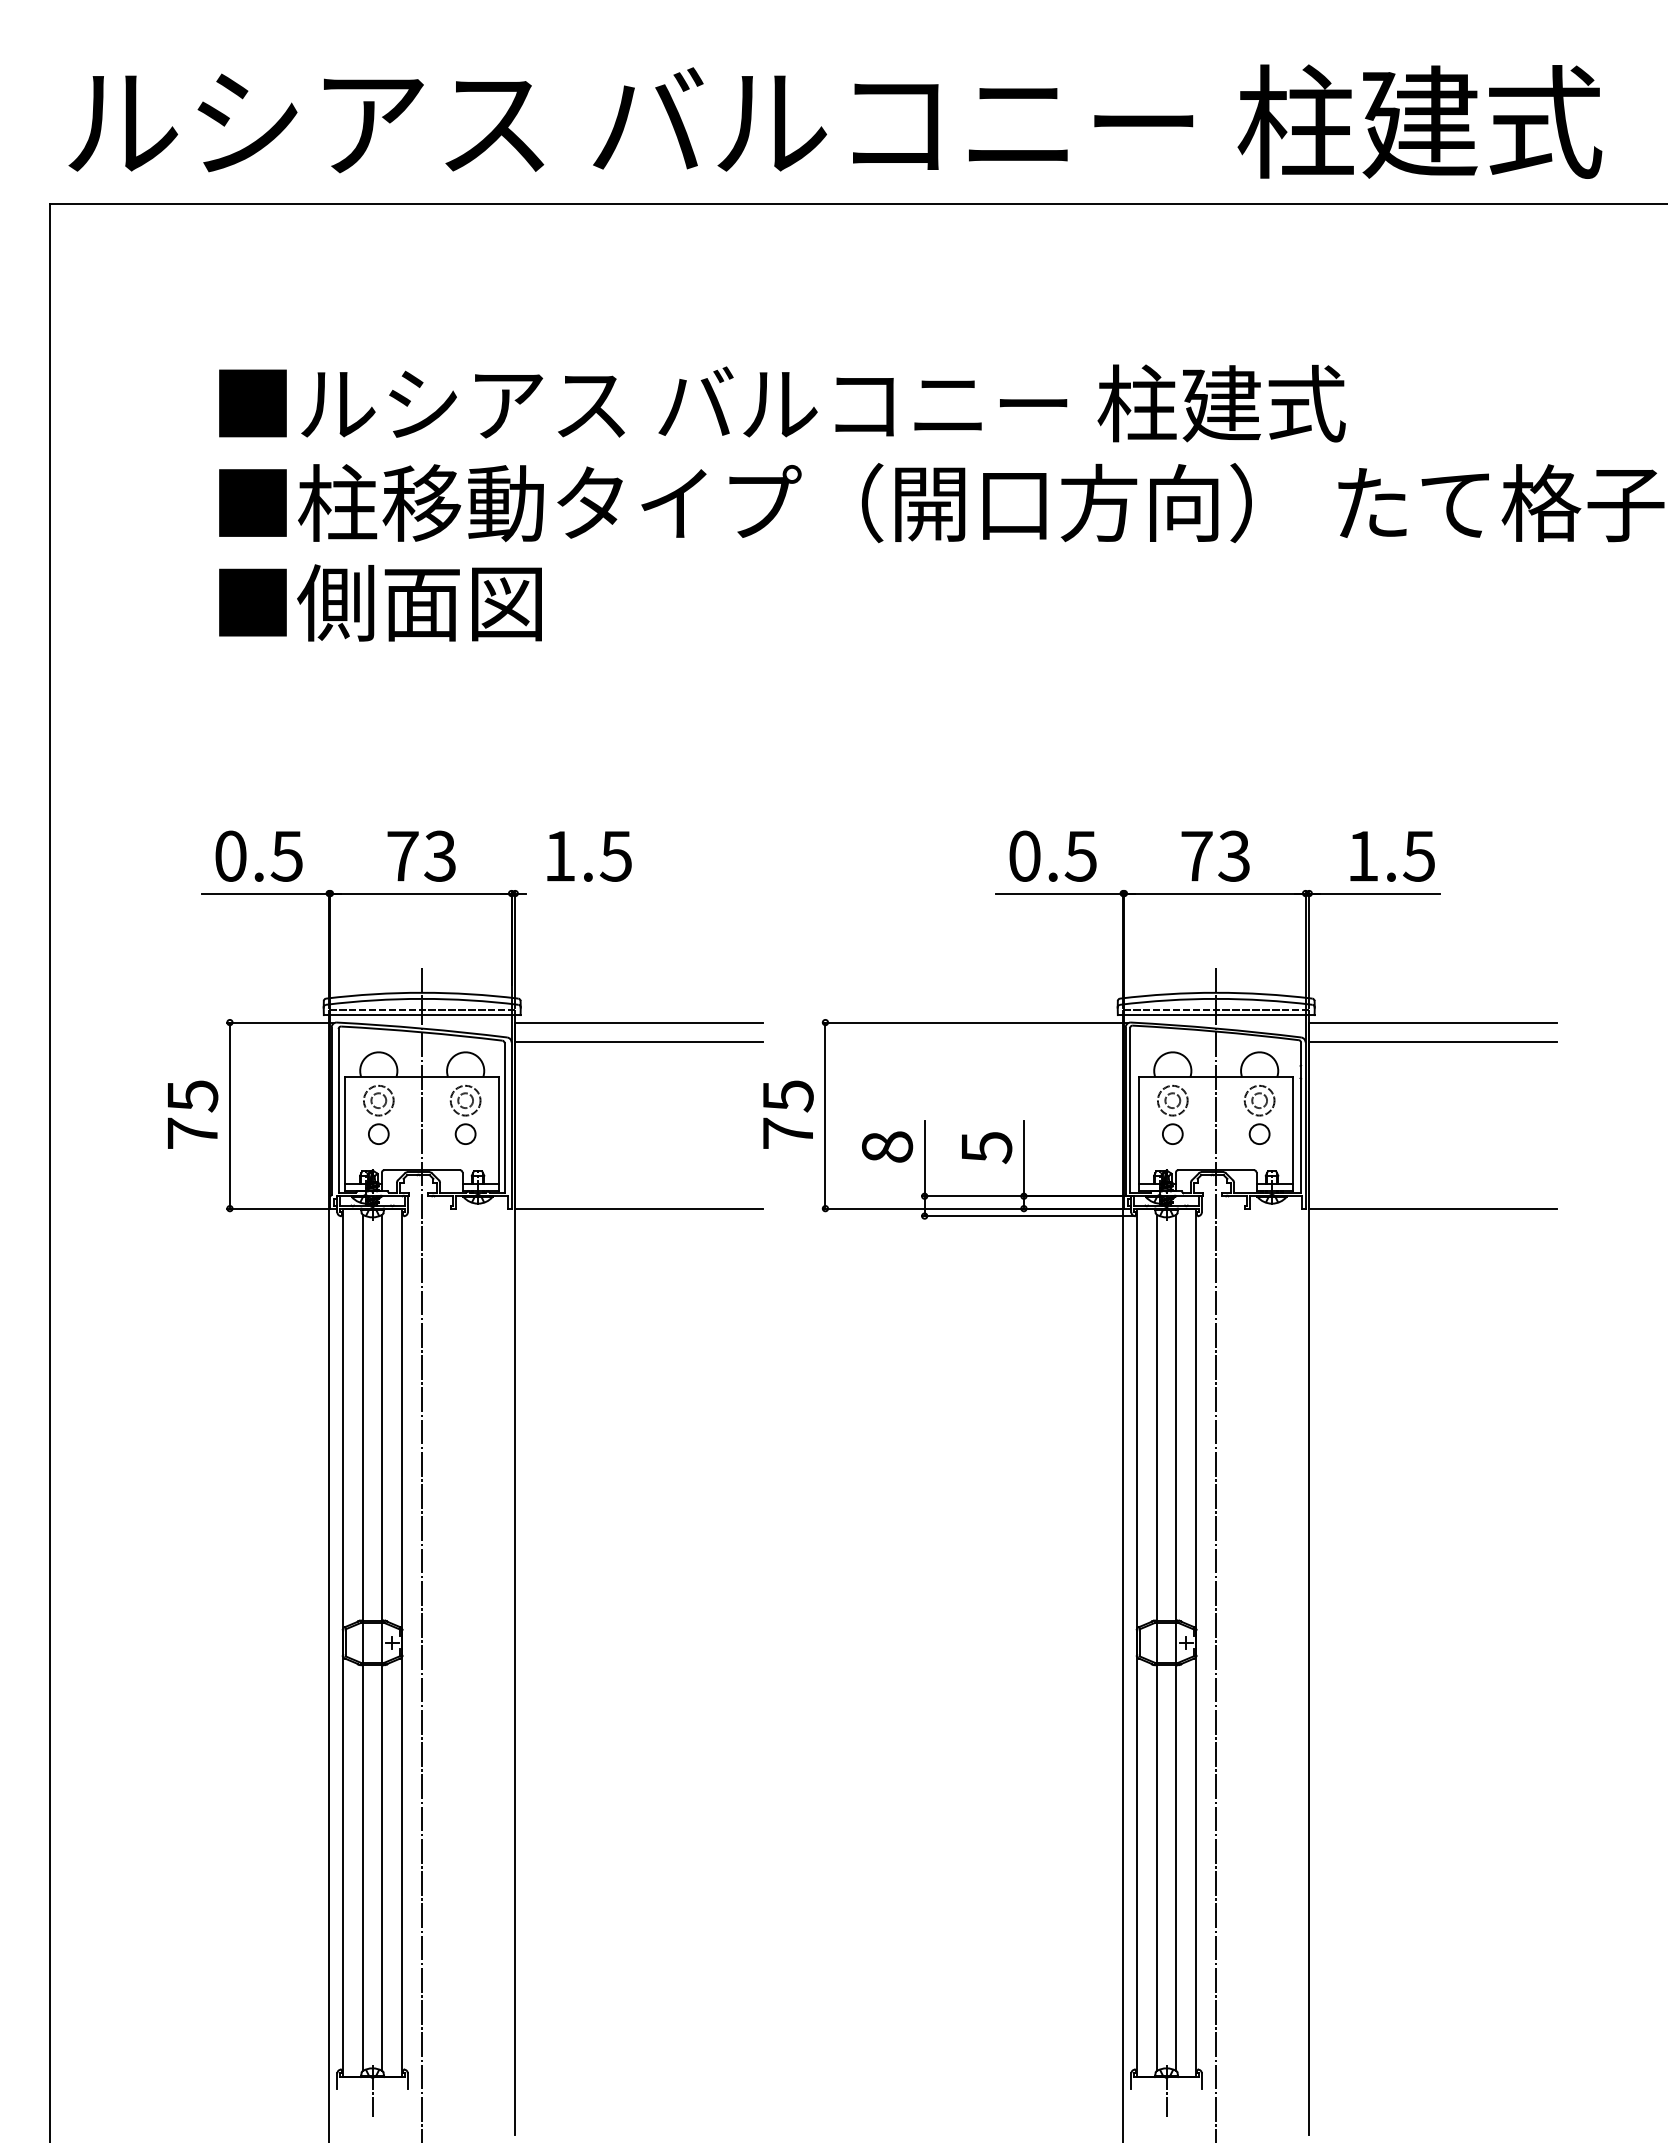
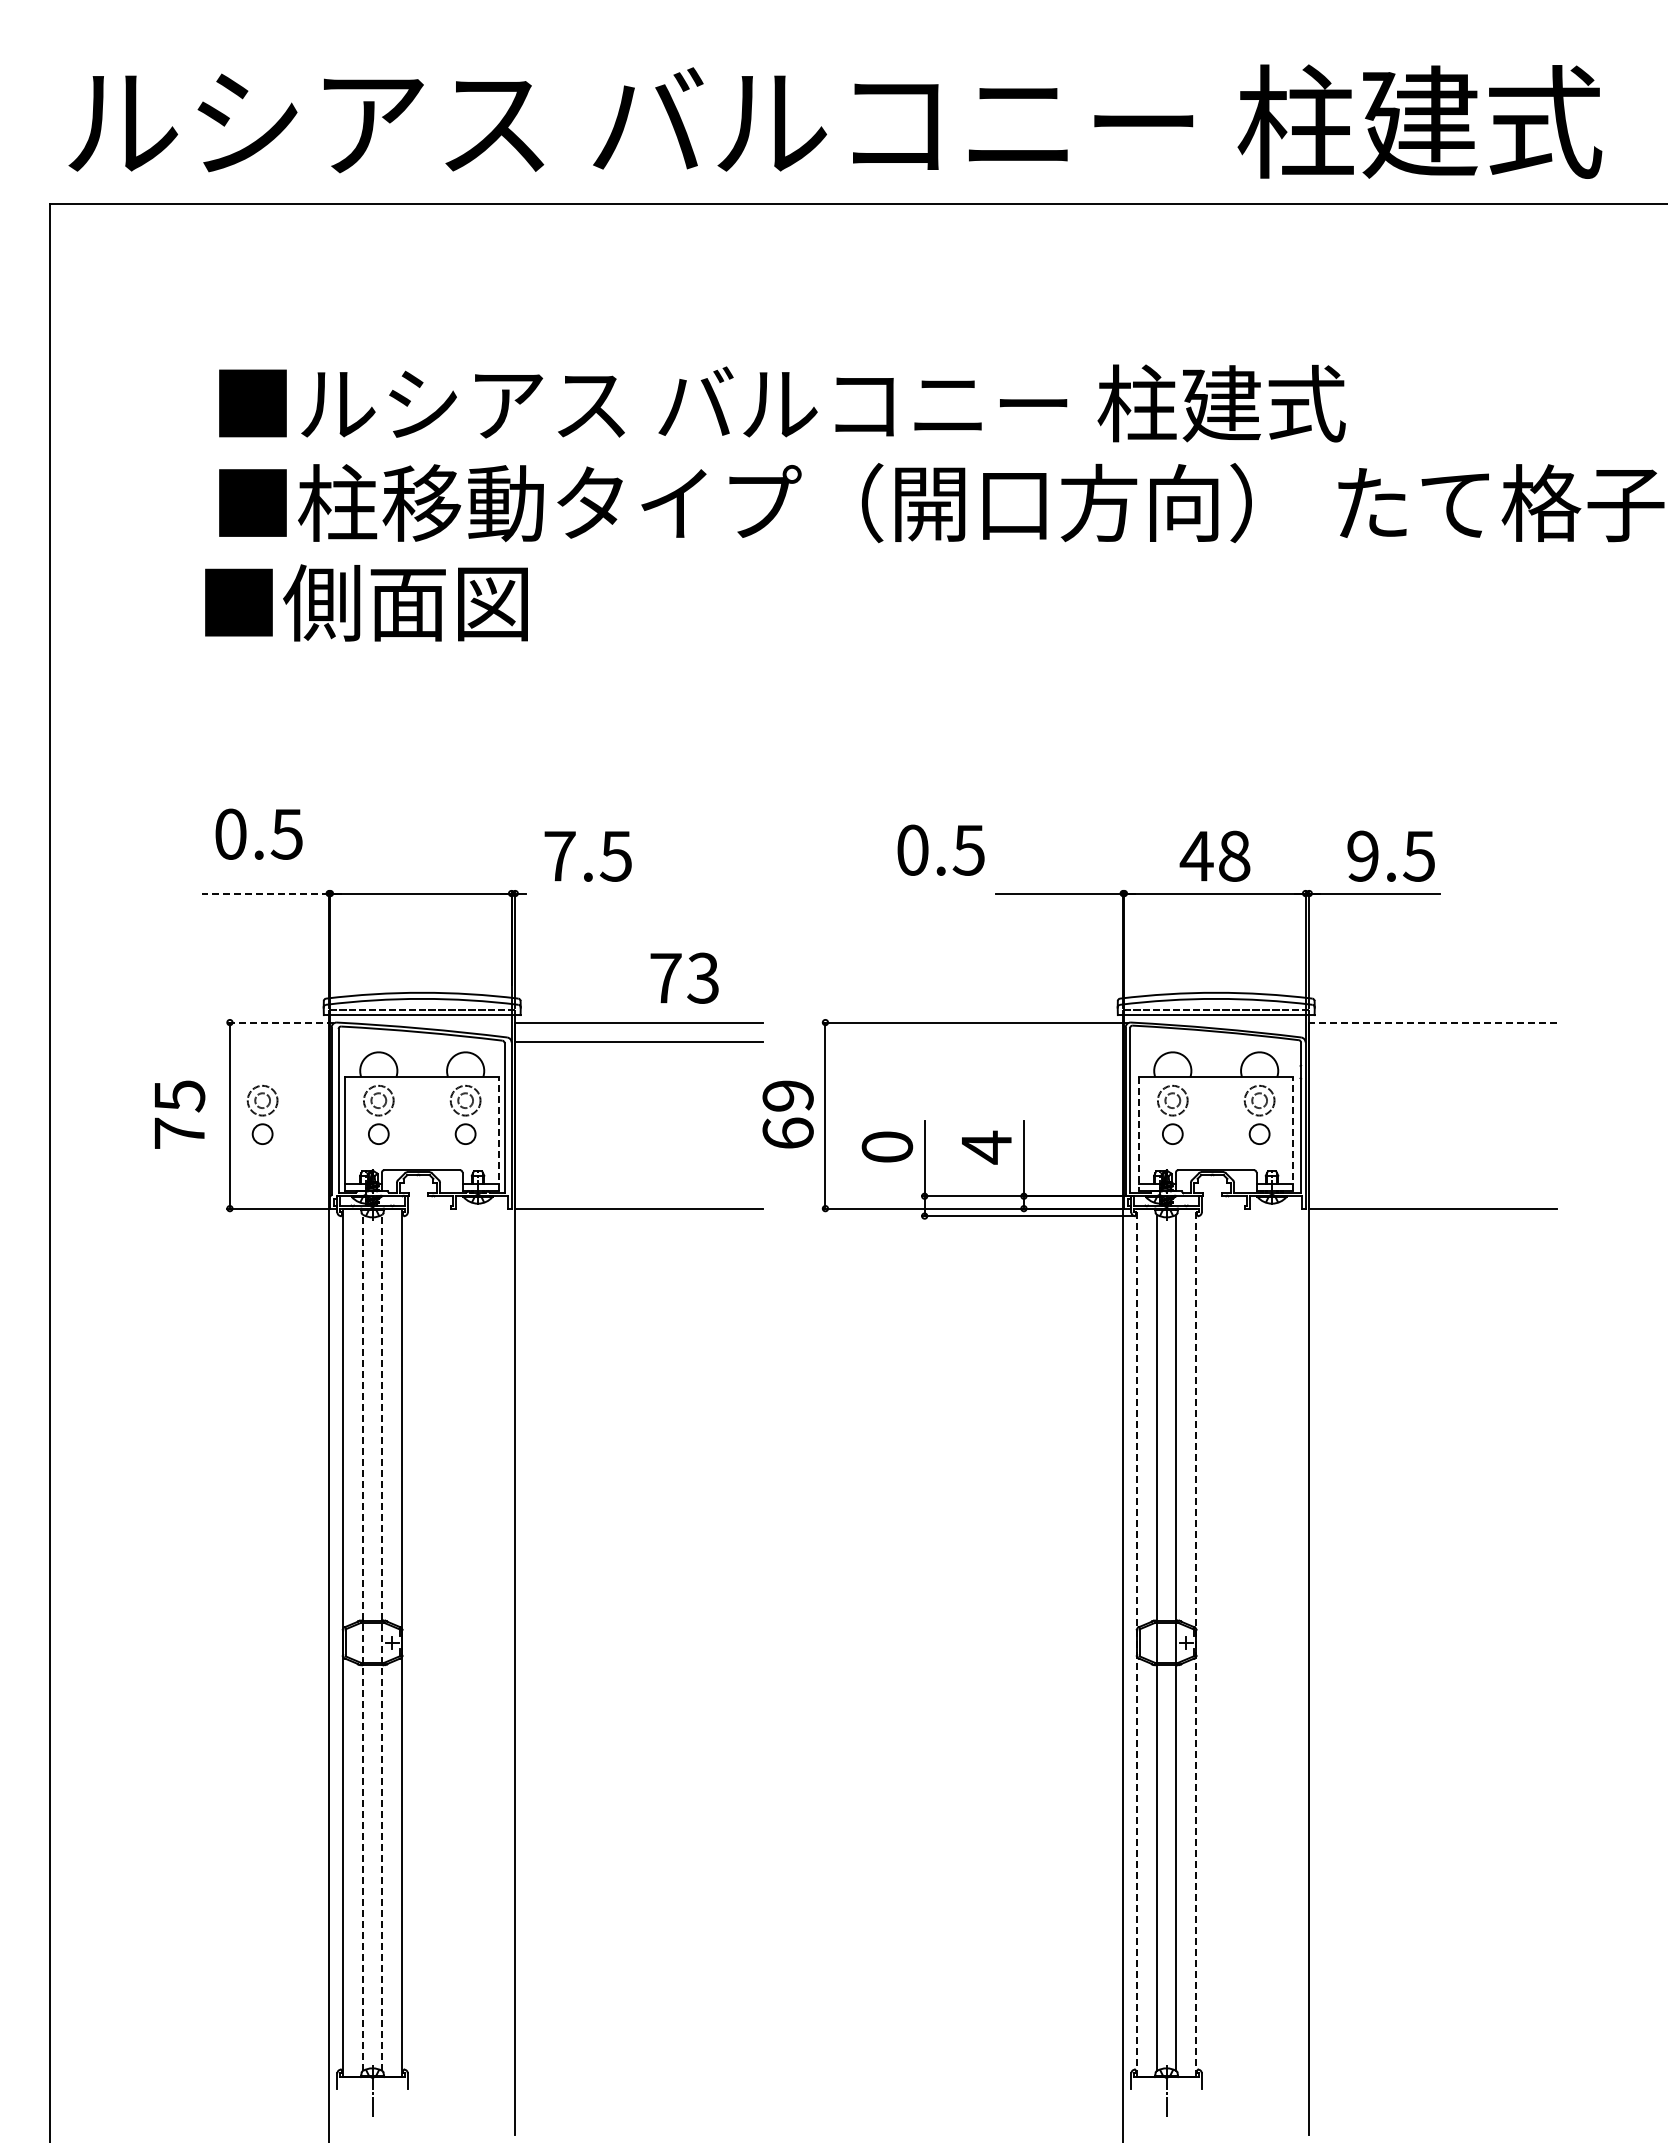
text position: (380, 602) -> (366, 602) (366, 602)
text position: (258, 855) -> (258, 833) (258, 833)
text position: (421, 855) -> (684, 977) (684, 977)
text position: (1052, 855) -> (940, 849) (940, 849)
text: 73 -> 48 (1214, 855)
text: 1.5 -> 9.5 (1362, 855)
text: 1.5 -> 7.5 (559, 856)
line: solid -> dashed (265, 893)
line: solid -> dashed (280, 1022)
line: solid -> dashed (1432, 1022)
line: present -> none (1433, 1042)
text position: (193, 1114) -> (180, 1114) (180, 1114)
part: none -> present (262, 1114)
text: 75 -> 69 (787, 1114)
line: solid -> dashed (499, 1133)
line: solid -> dashed (1293, 1133)
line: solid -> dashed (1139, 1134)
text: 8 -> 0 (886, 1146)
text: 5 -> 4 (987, 1147)
line: present -> none (422, 1553)
line: present -> none (1216, 1553)
line: solid -> dashed (362, 1642)
line: solid -> dashed (382, 1642)
line: solid -> dashed (1136, 1642)
line: solid -> dashed (1196, 1642)
